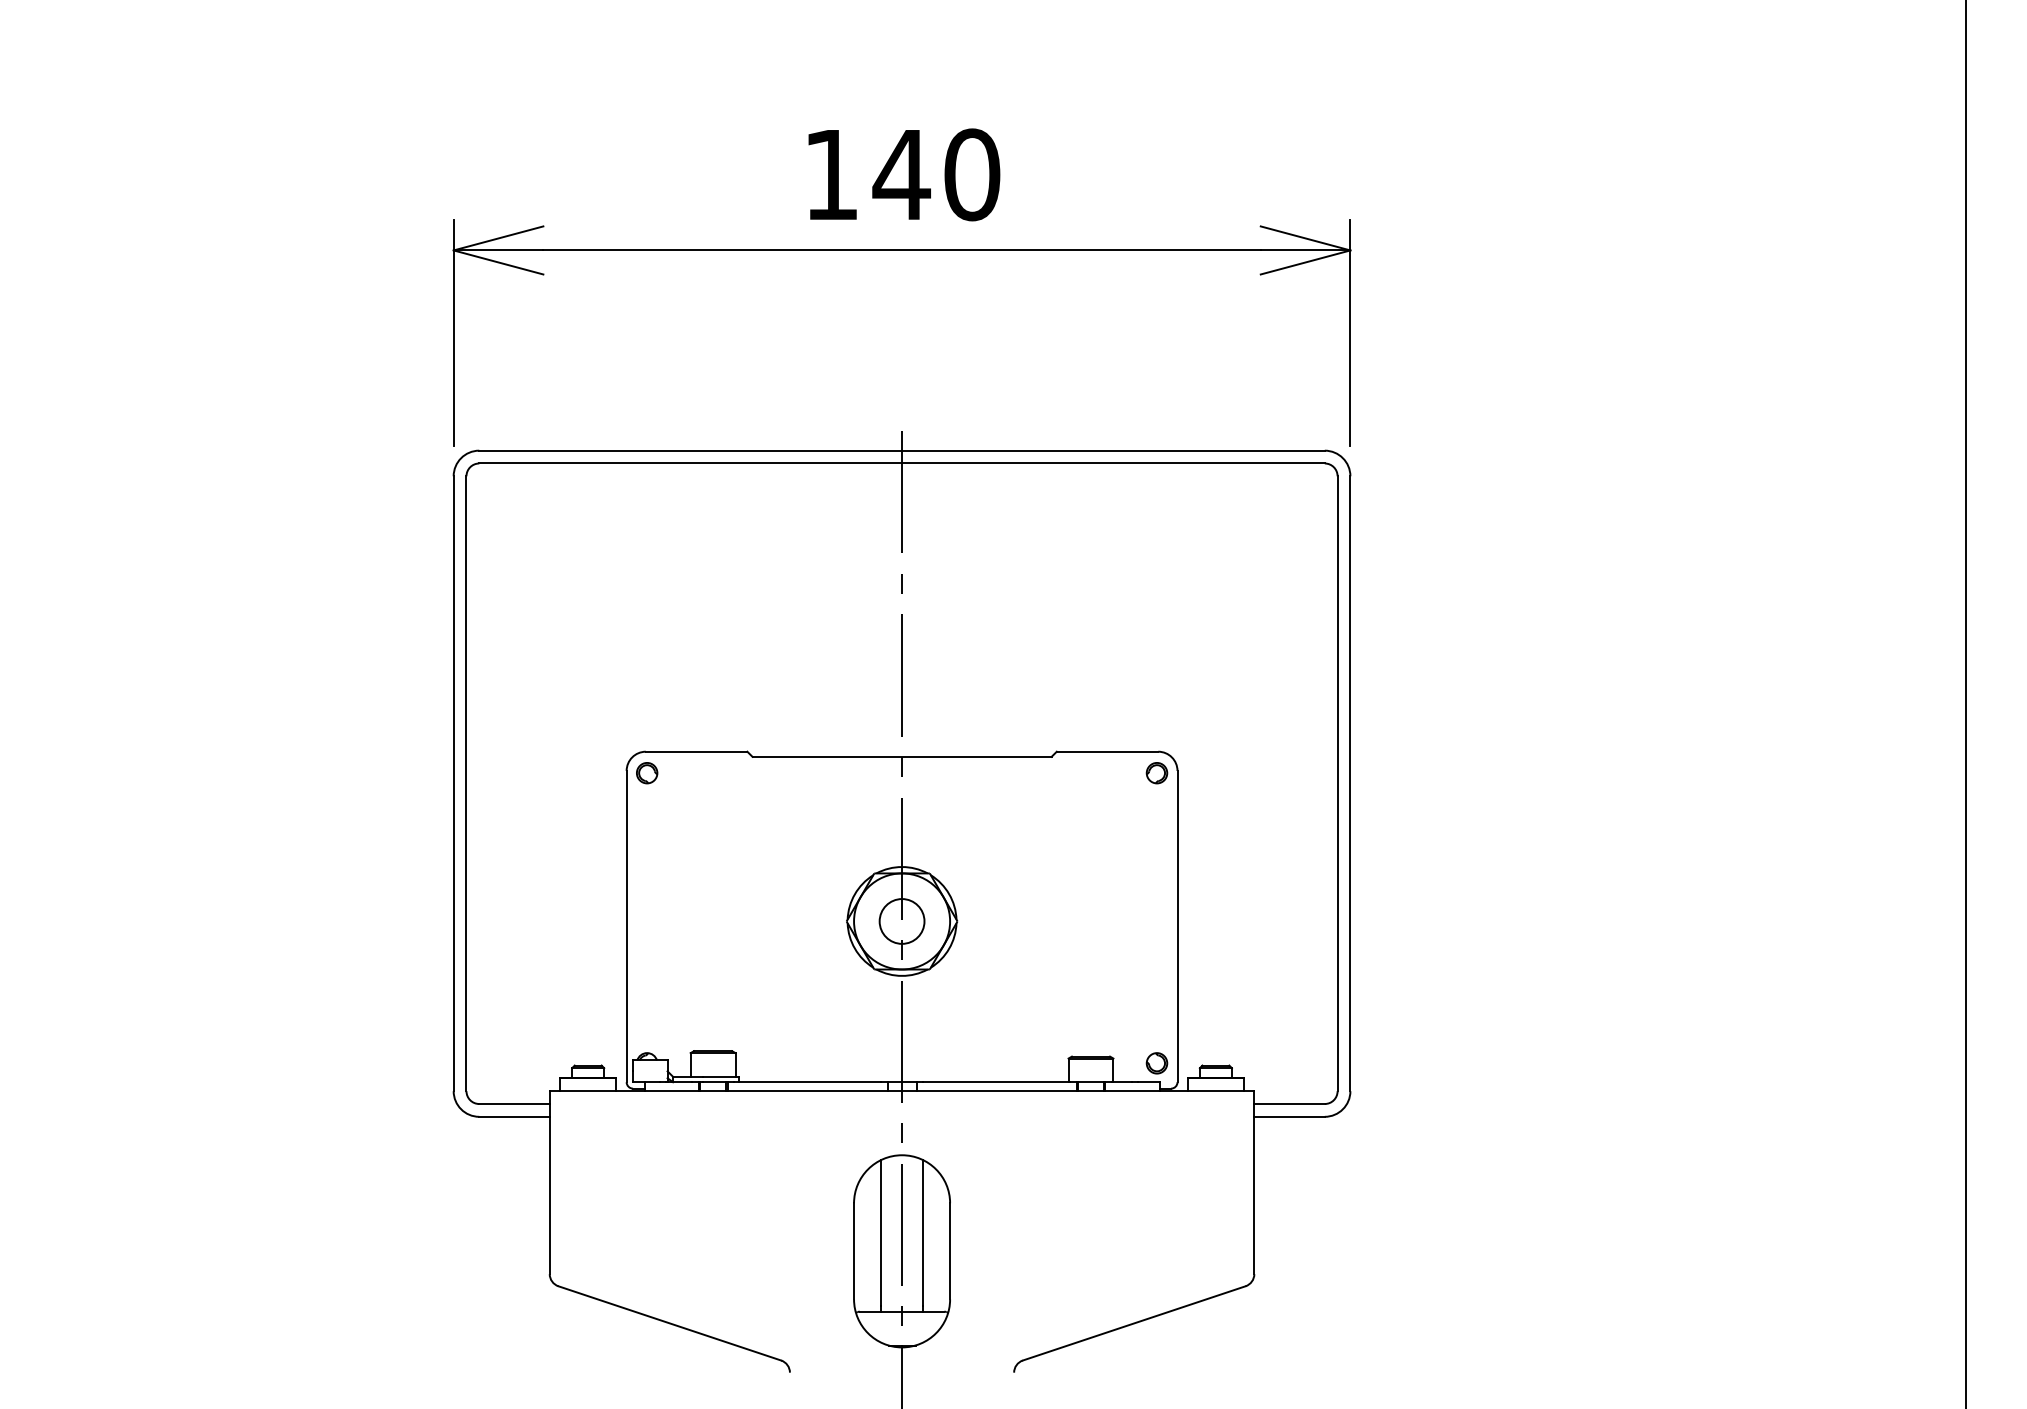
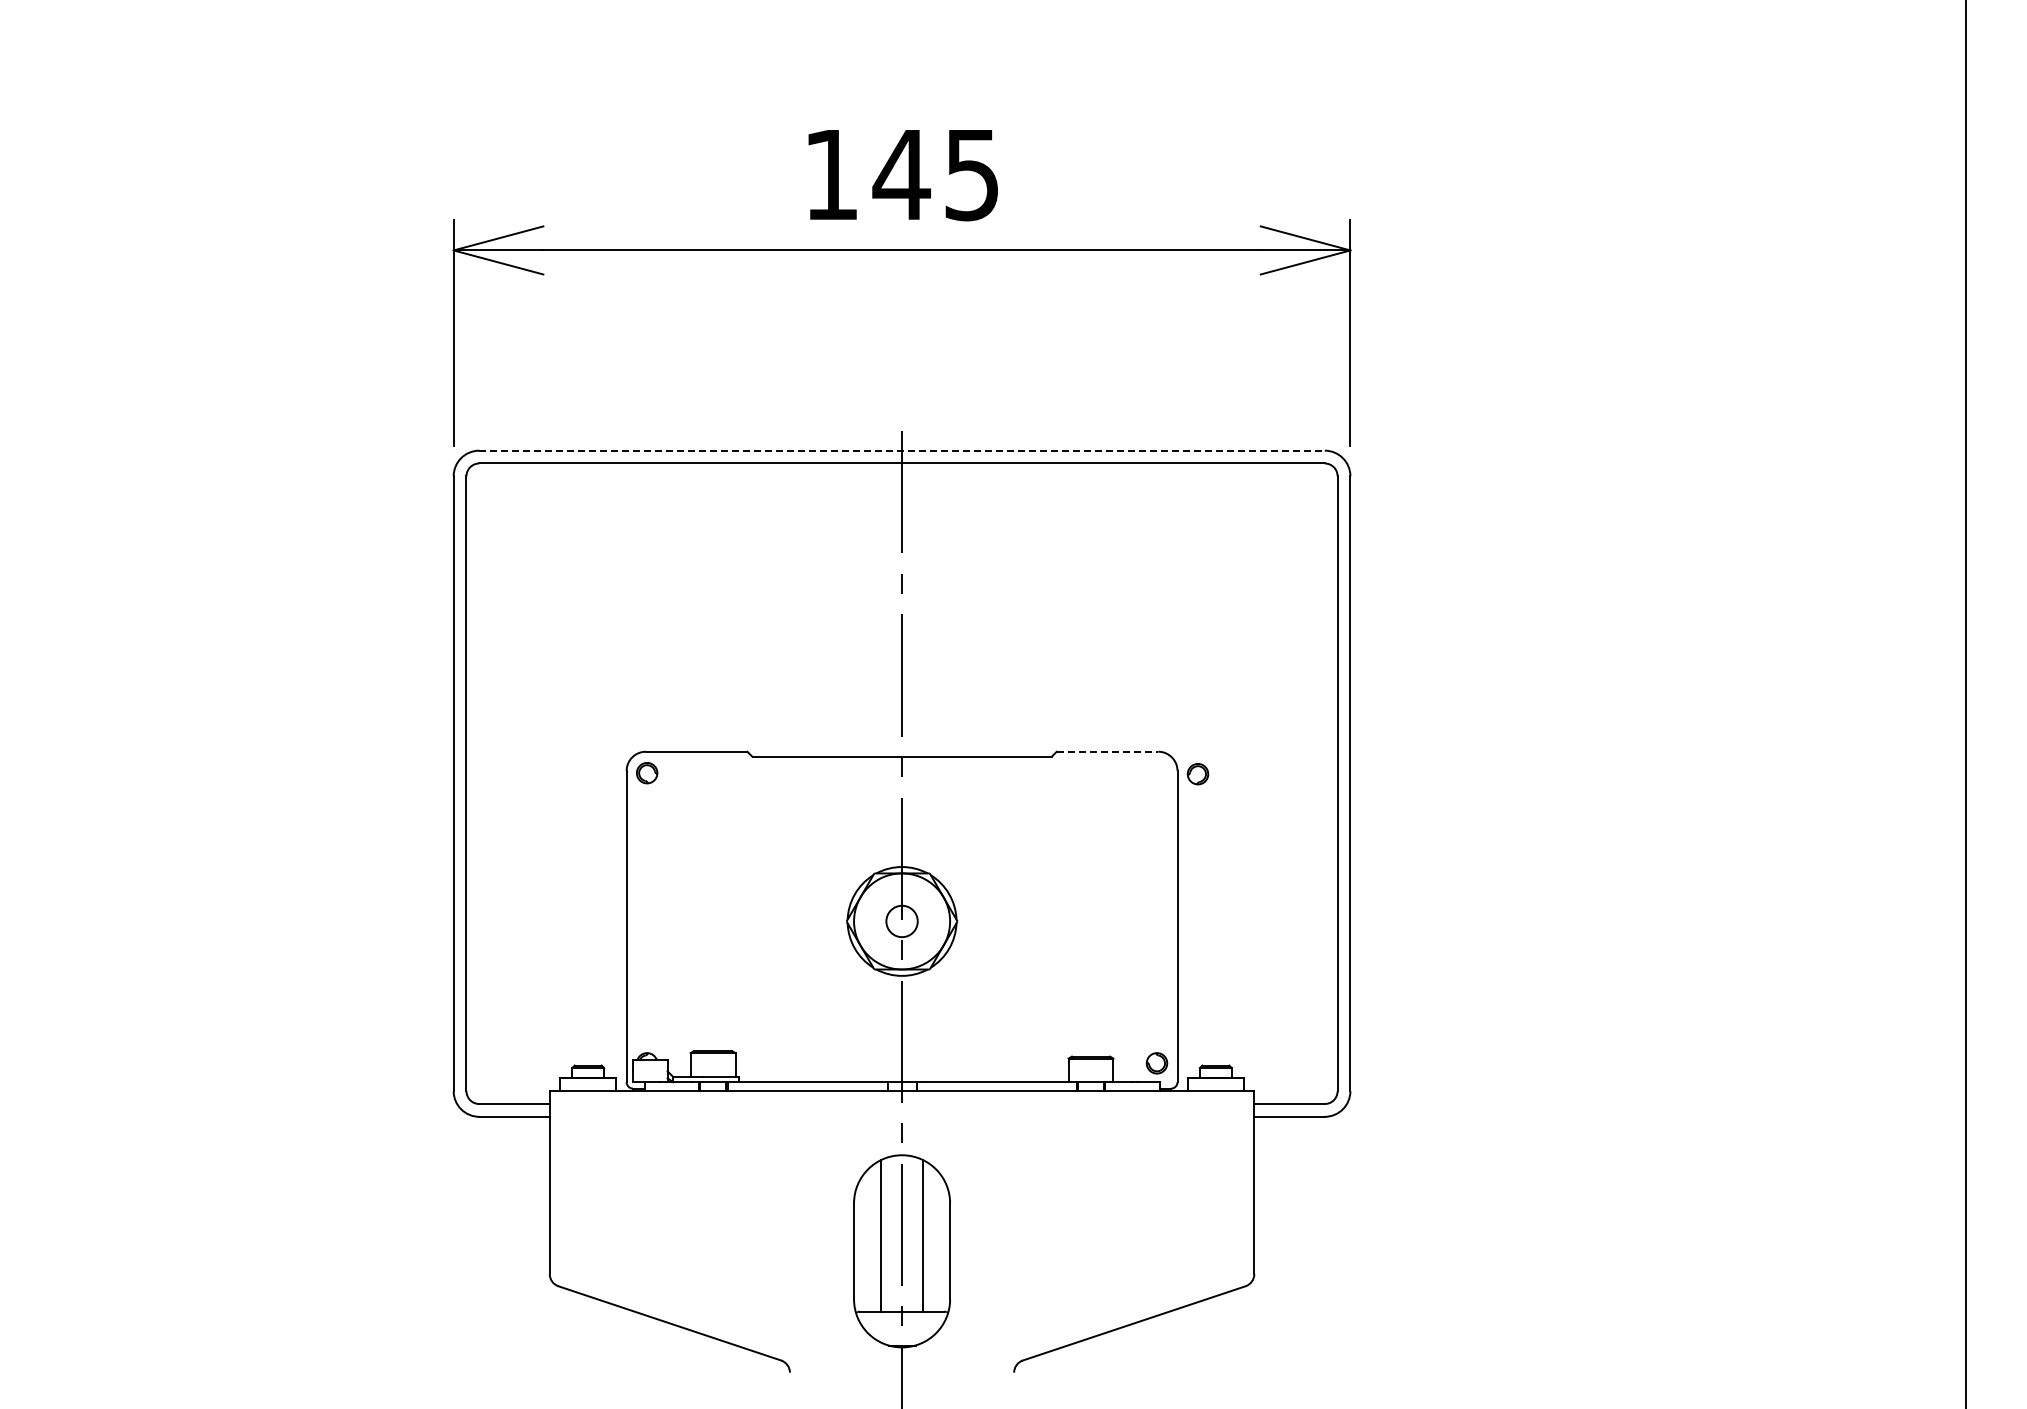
text: 140 -> 145 (972, 174)
line: solid -> dashed (902, 450)
line: solid -> dashed (1107, 751)
part position: (1156, 773) -> (1197, 774) (1197, 774)
circle diameter: 45 px -> 31 px (901, 921)
